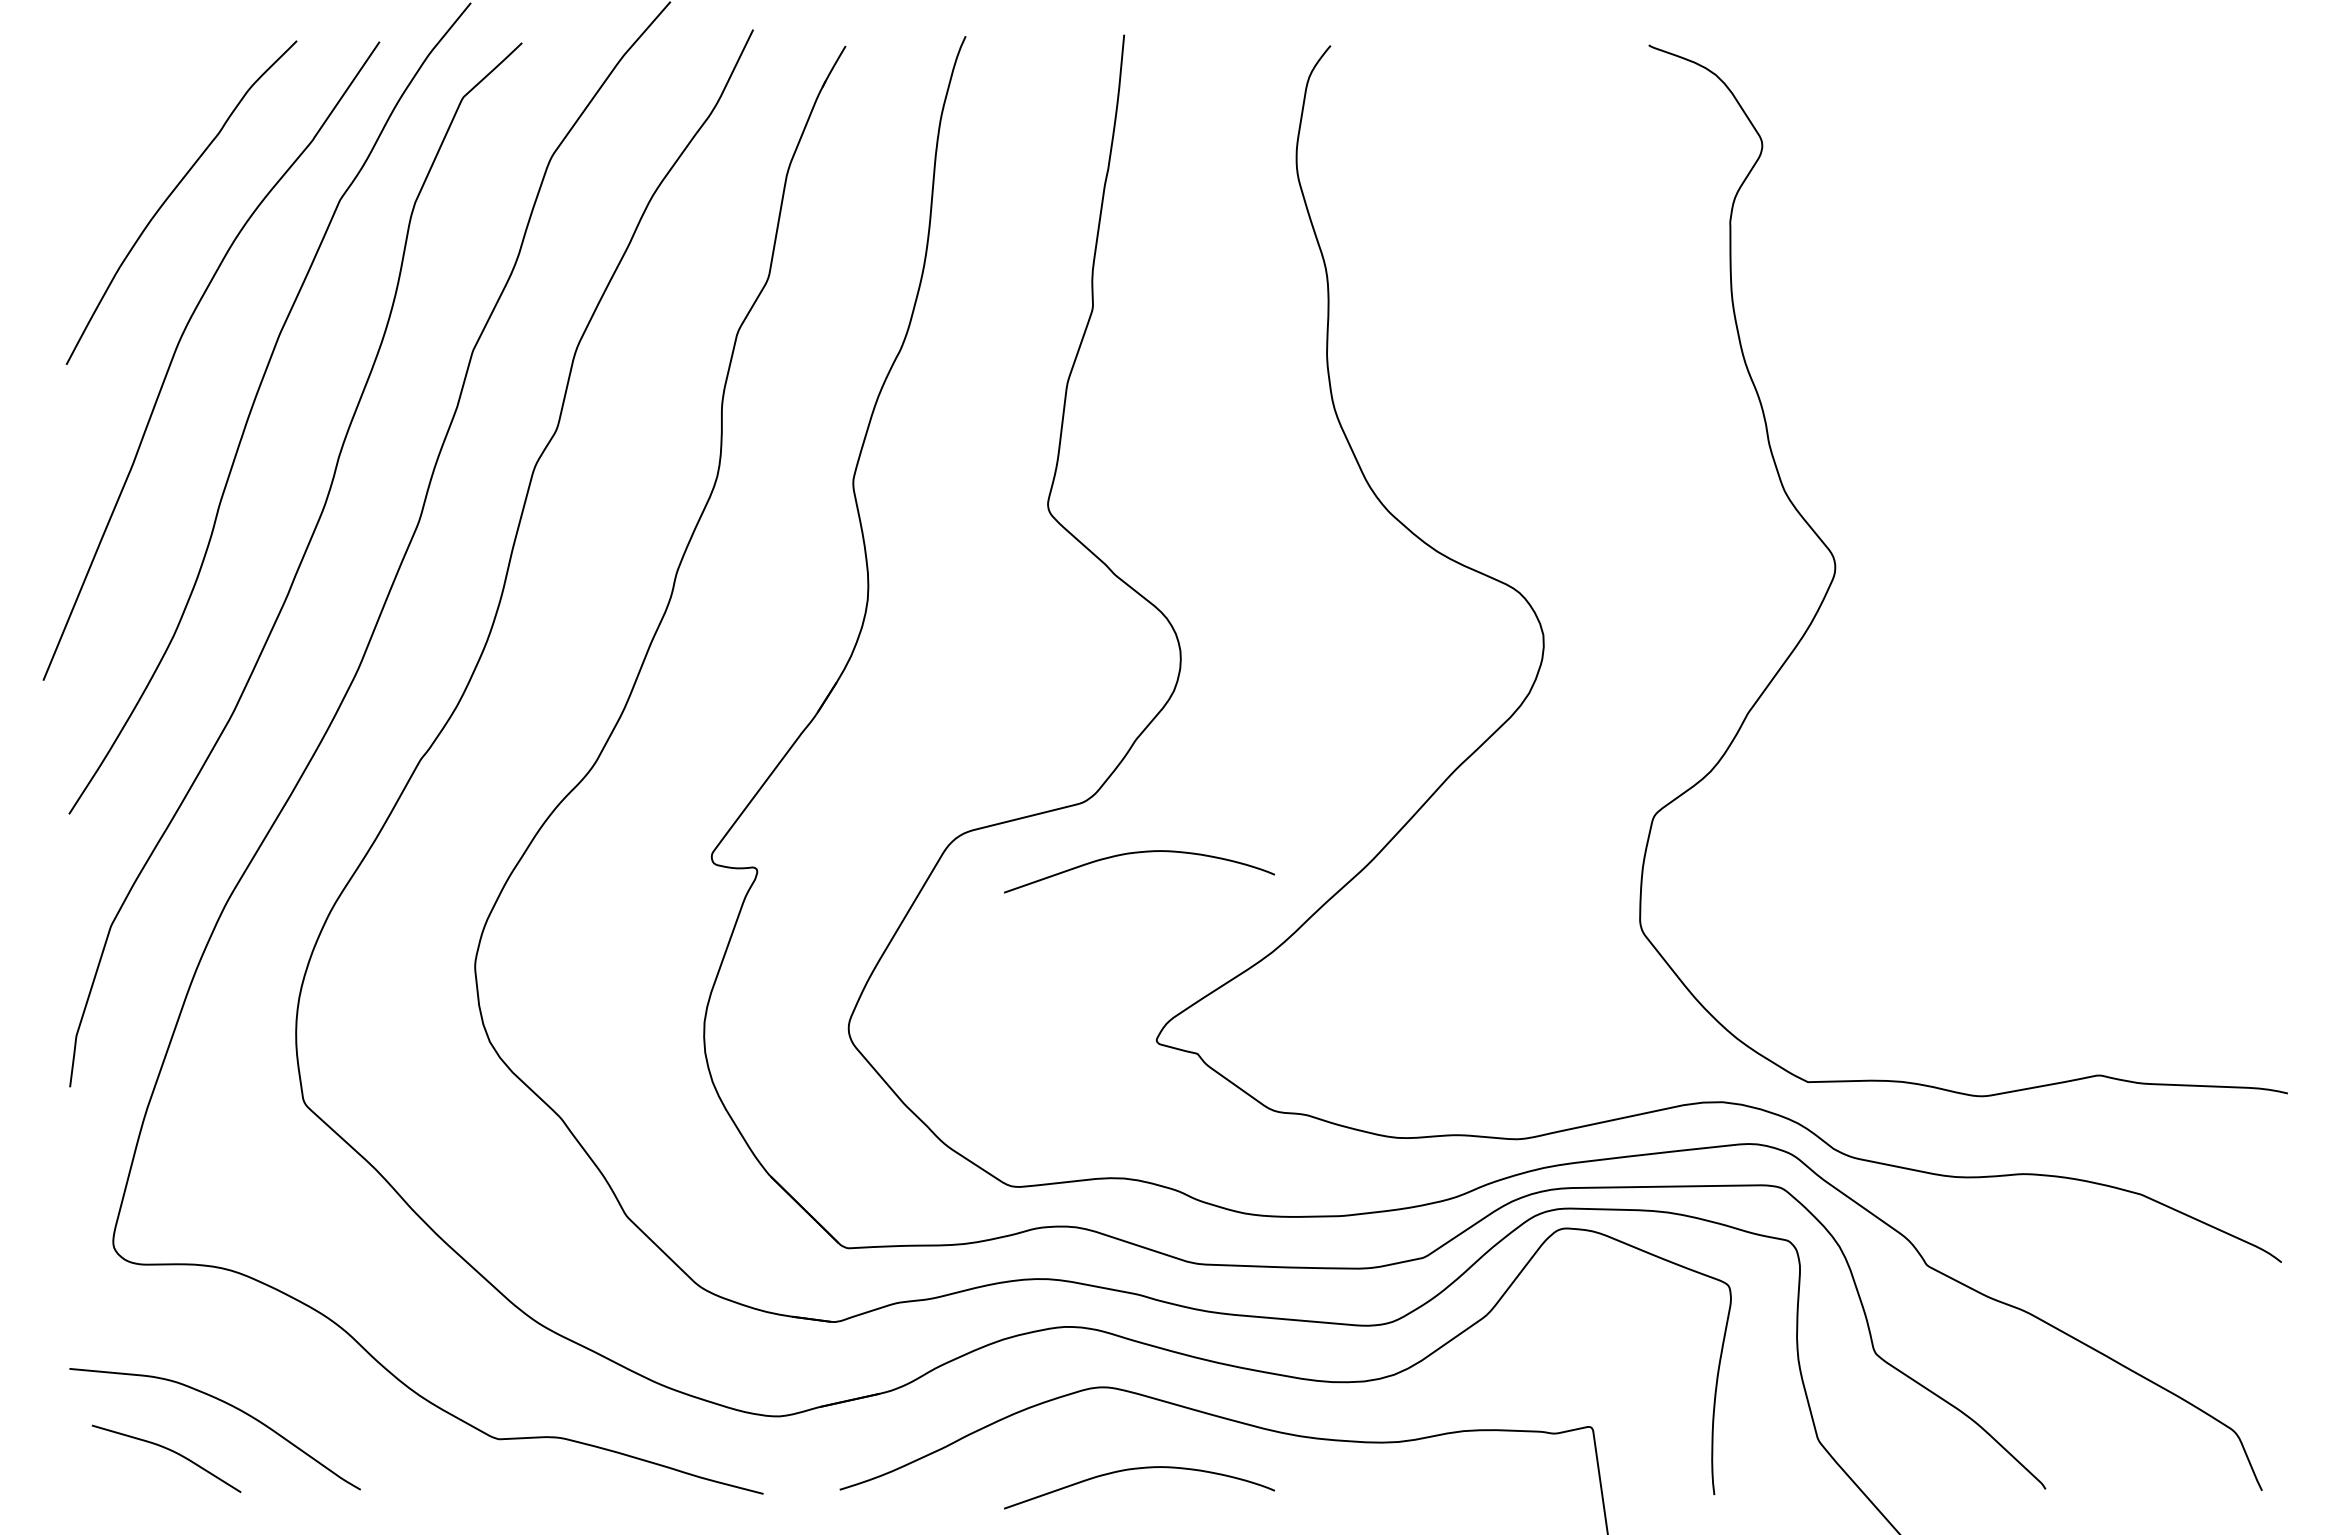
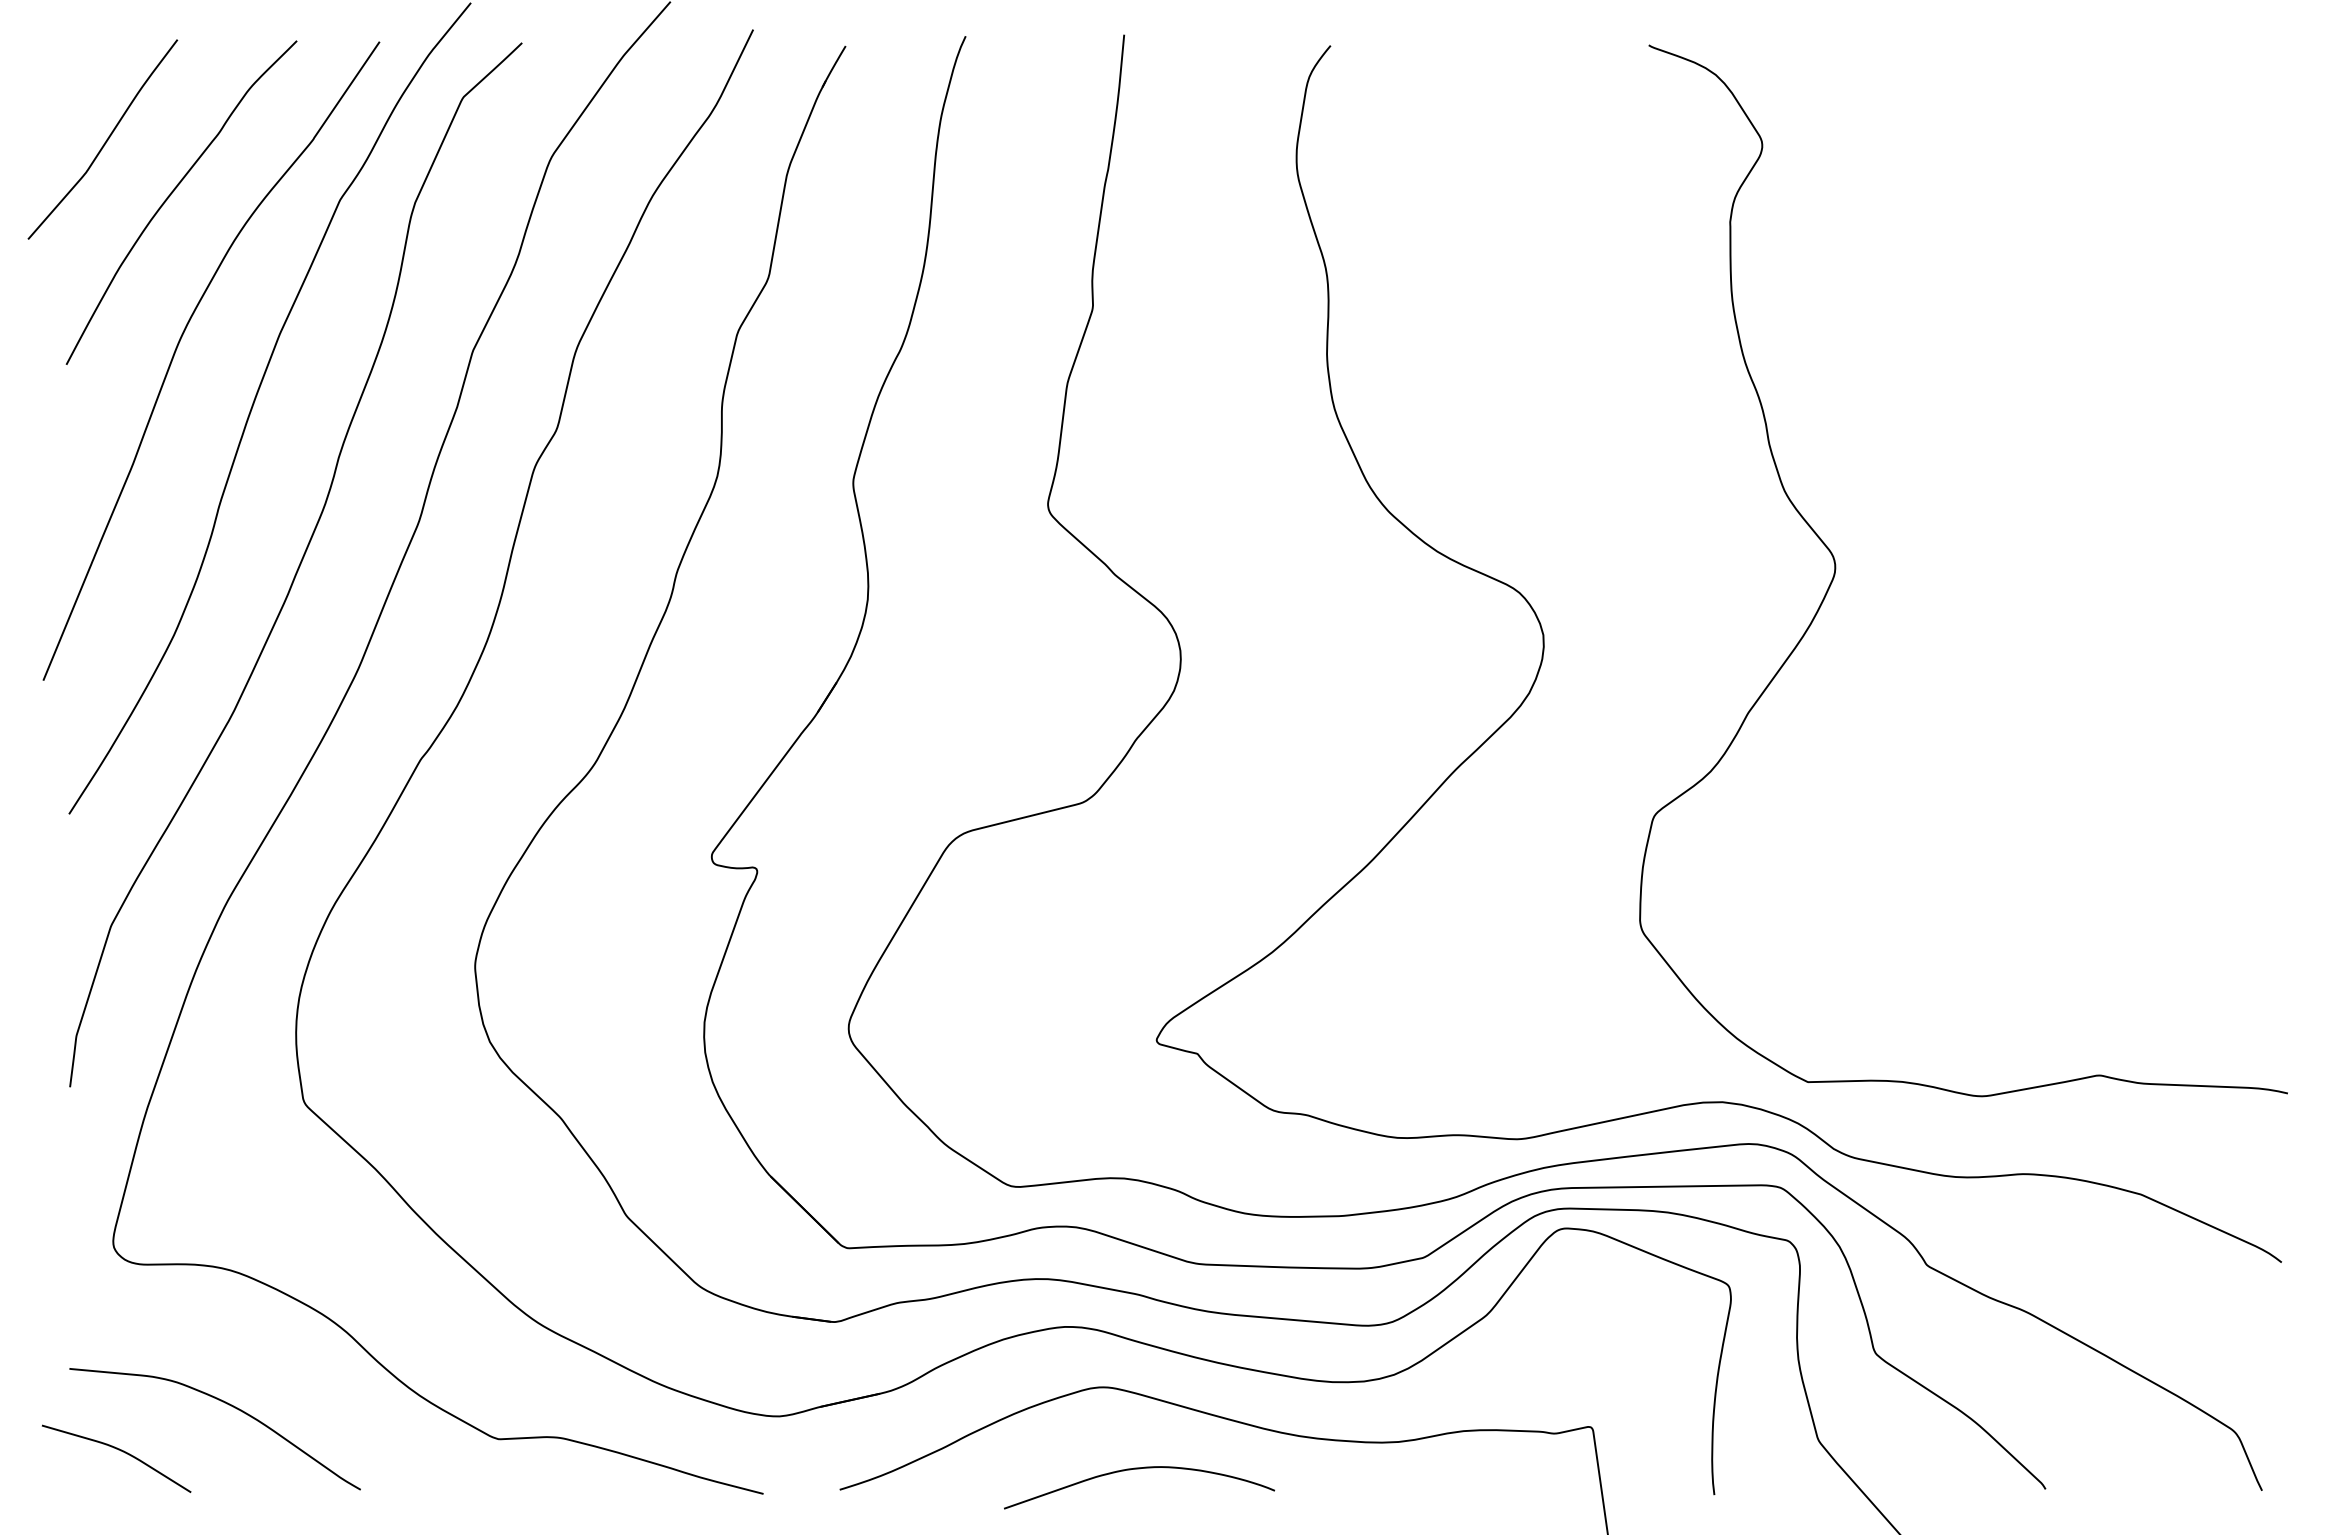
curve: none -> present (105, 141)
curve: present -> none (1139, 853)
curve position: (170, 1451) -> (120, 1451) (120, 1451)
